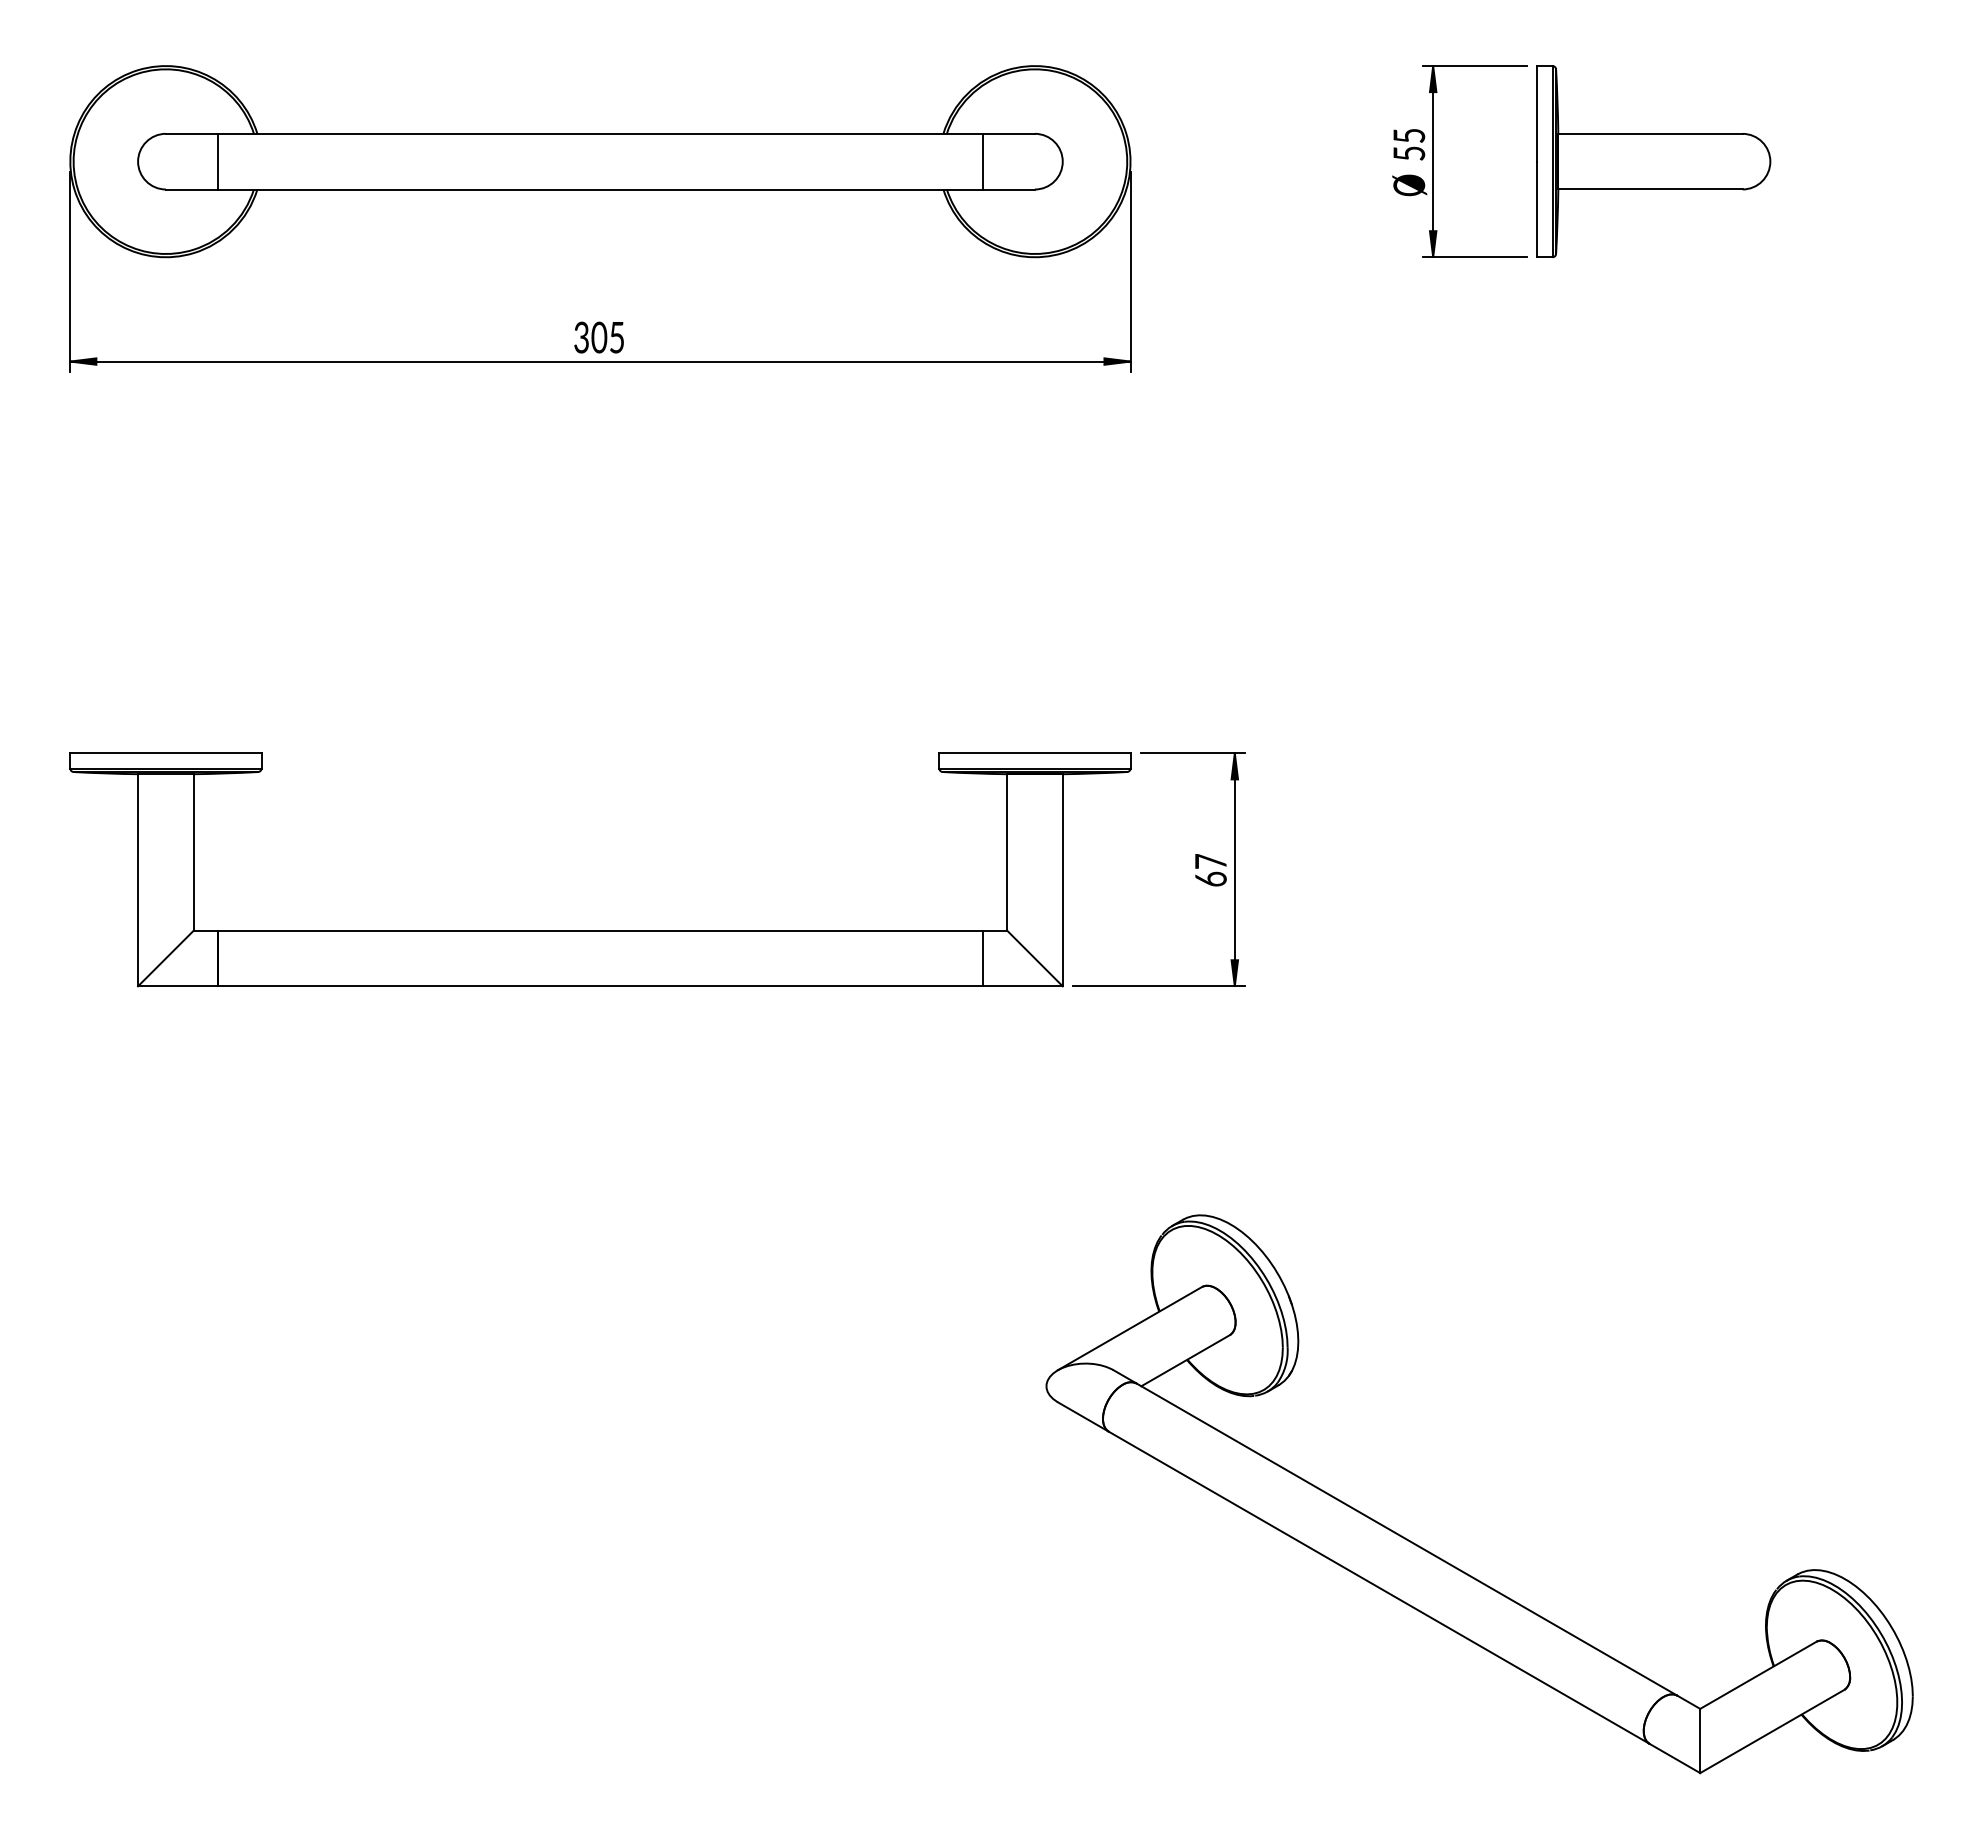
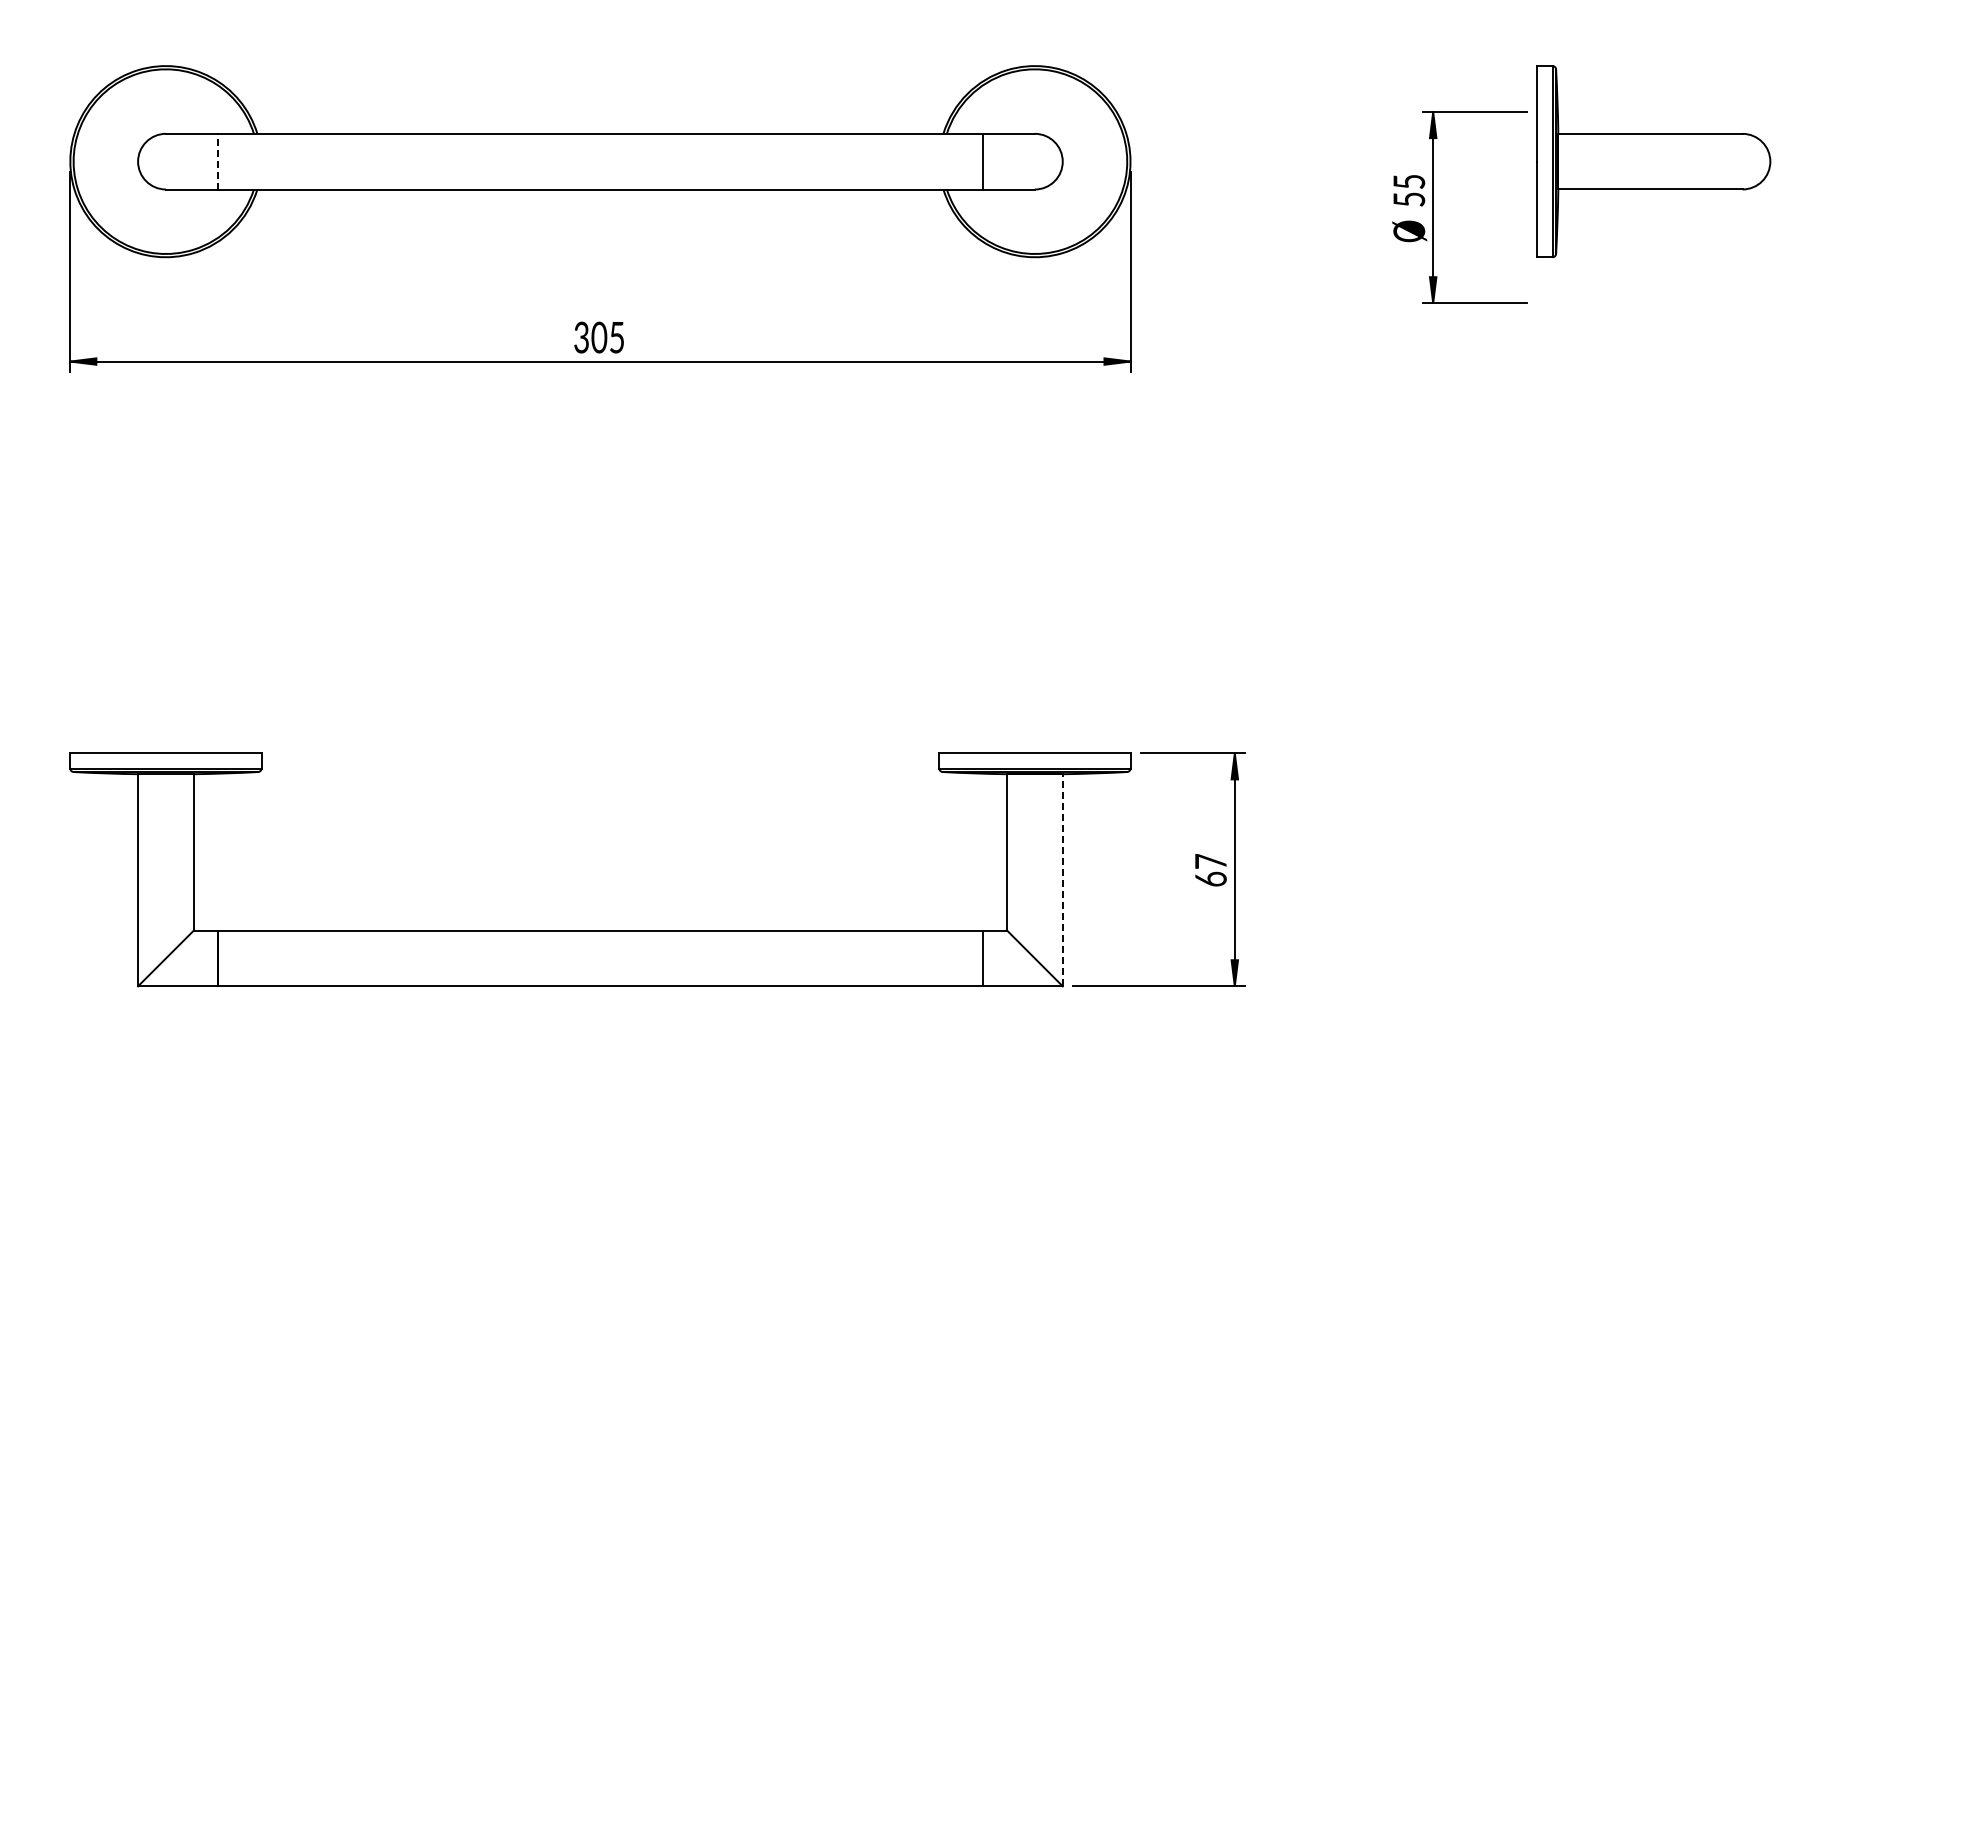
line: solid -> dashed (218, 161)
part position: (1433, 161) -> (1433, 207) (1433, 207)
line: solid -> dashed (1062, 879)
part: present -> none (1440, 1557)
